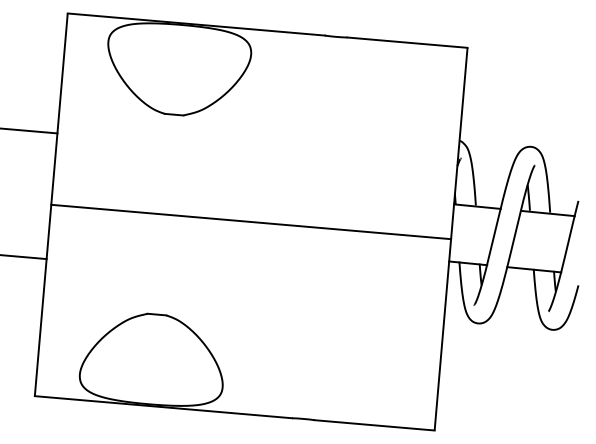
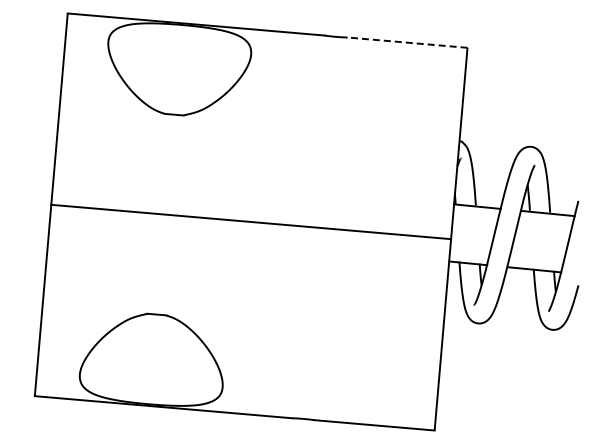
line: solid -> dashed (407, 42)
line: present -> none (29, 130)
line: present -> none (24, 257)
